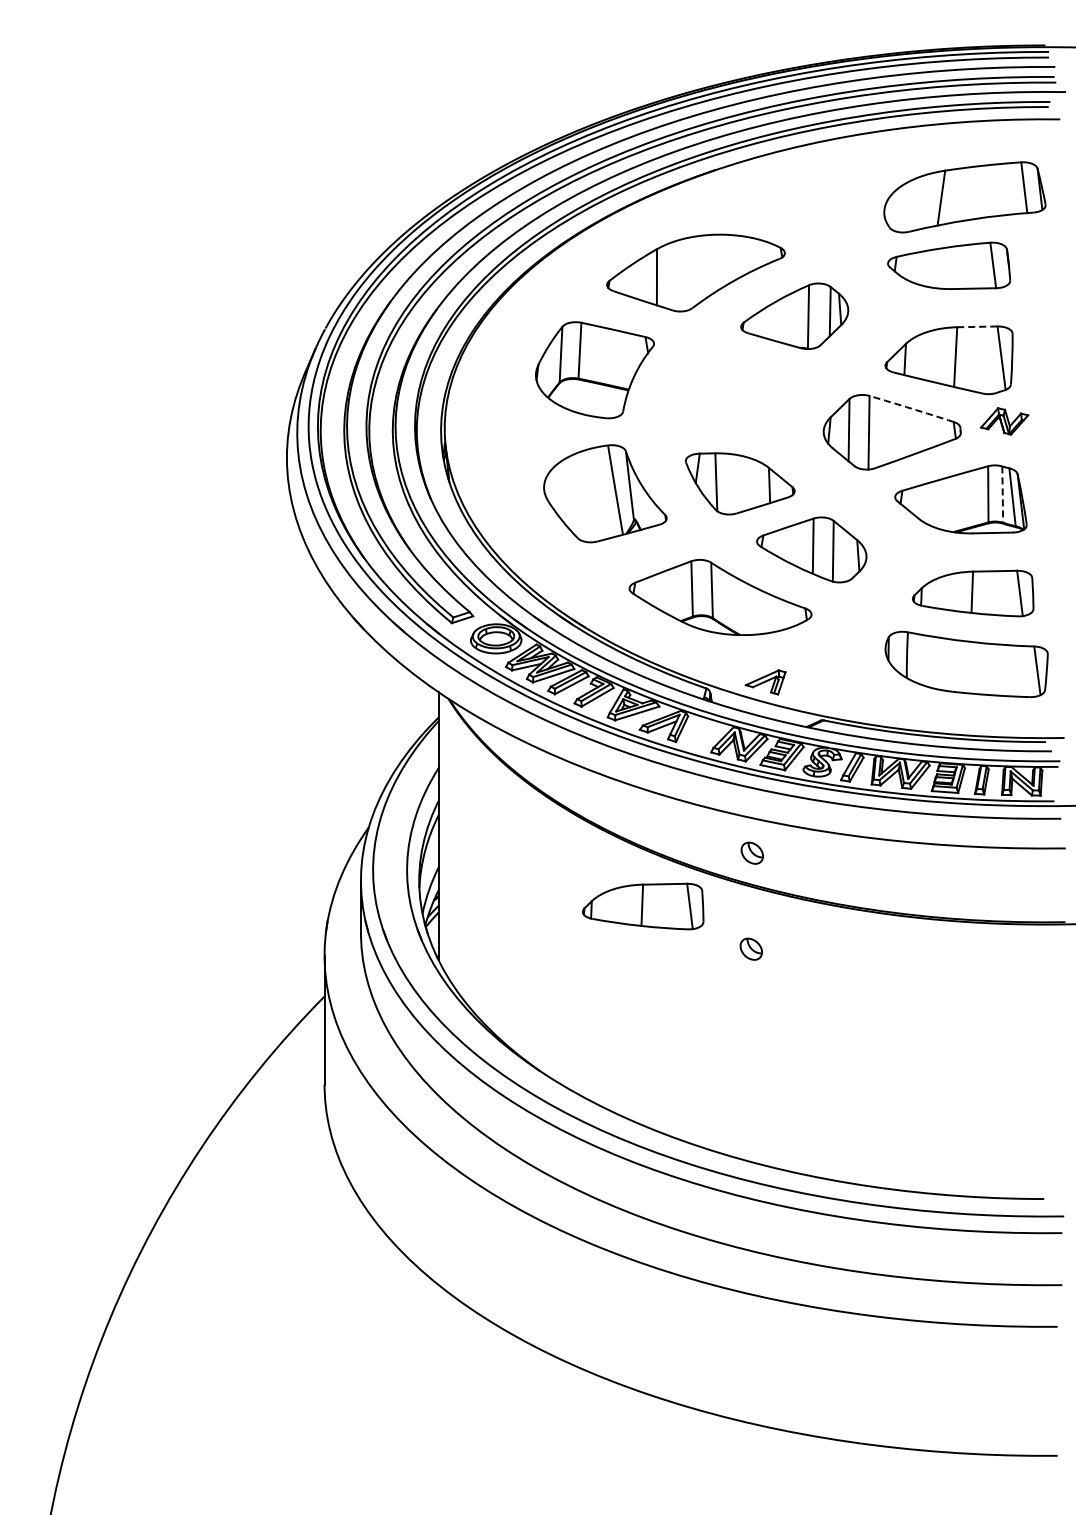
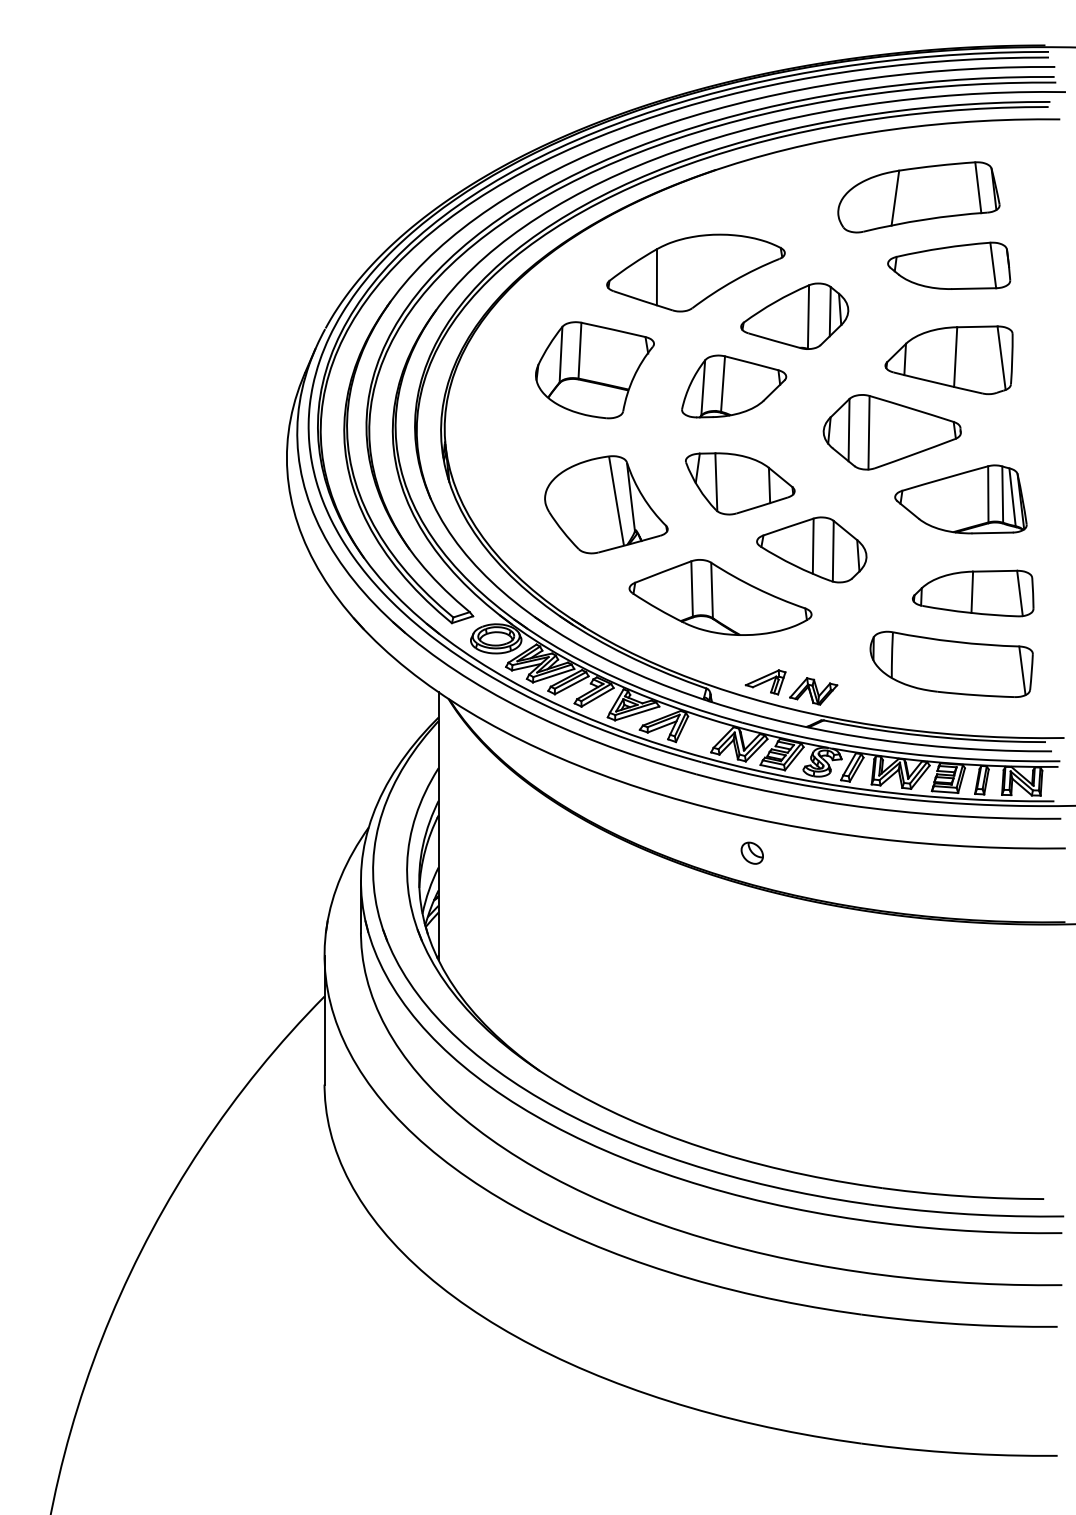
part position: (964, 197) -> (918, 197) (918, 197)
line: dashed -> solid (977, 326)
part: none -> present (734, 386)
arc: dashed -> solid (911, 408)
part position: (1004, 421) -> (813, 691) (813, 691)
part position: (605, 493) -> (606, 504) (606, 504)
line: dashed -> solid (1002, 495)
part position: (966, 663) -> (951, 663) (951, 663)
part: present -> none (643, 906)
part: present -> none (750, 948)
